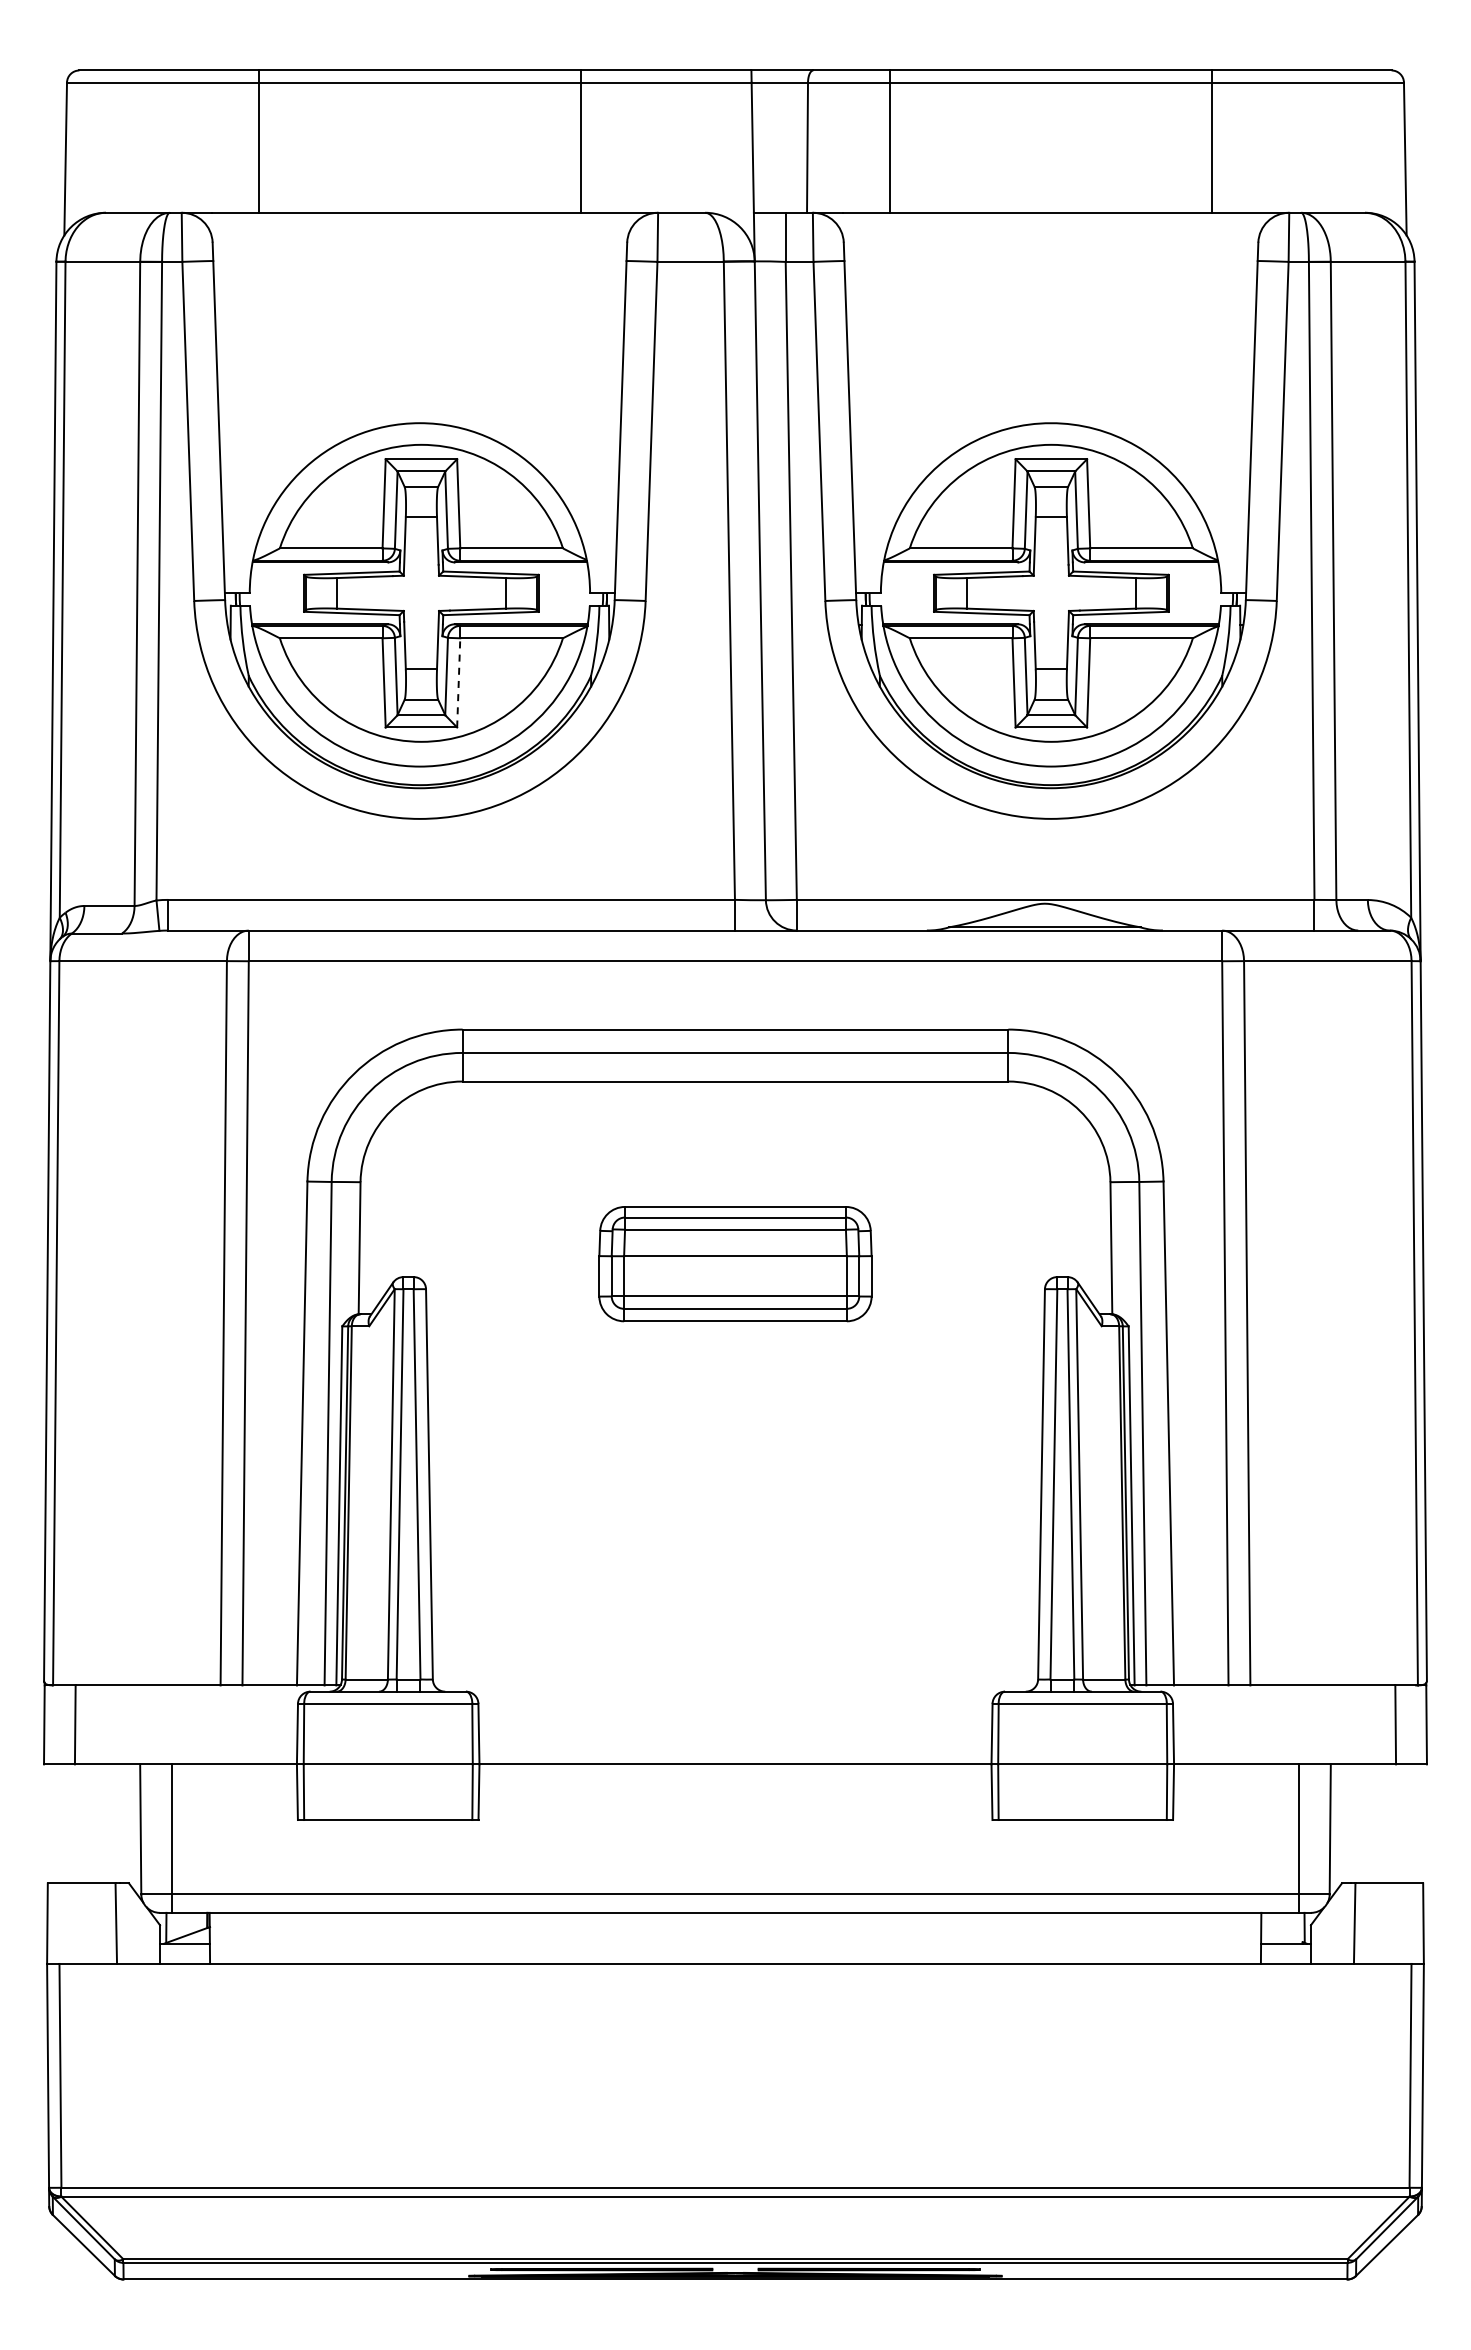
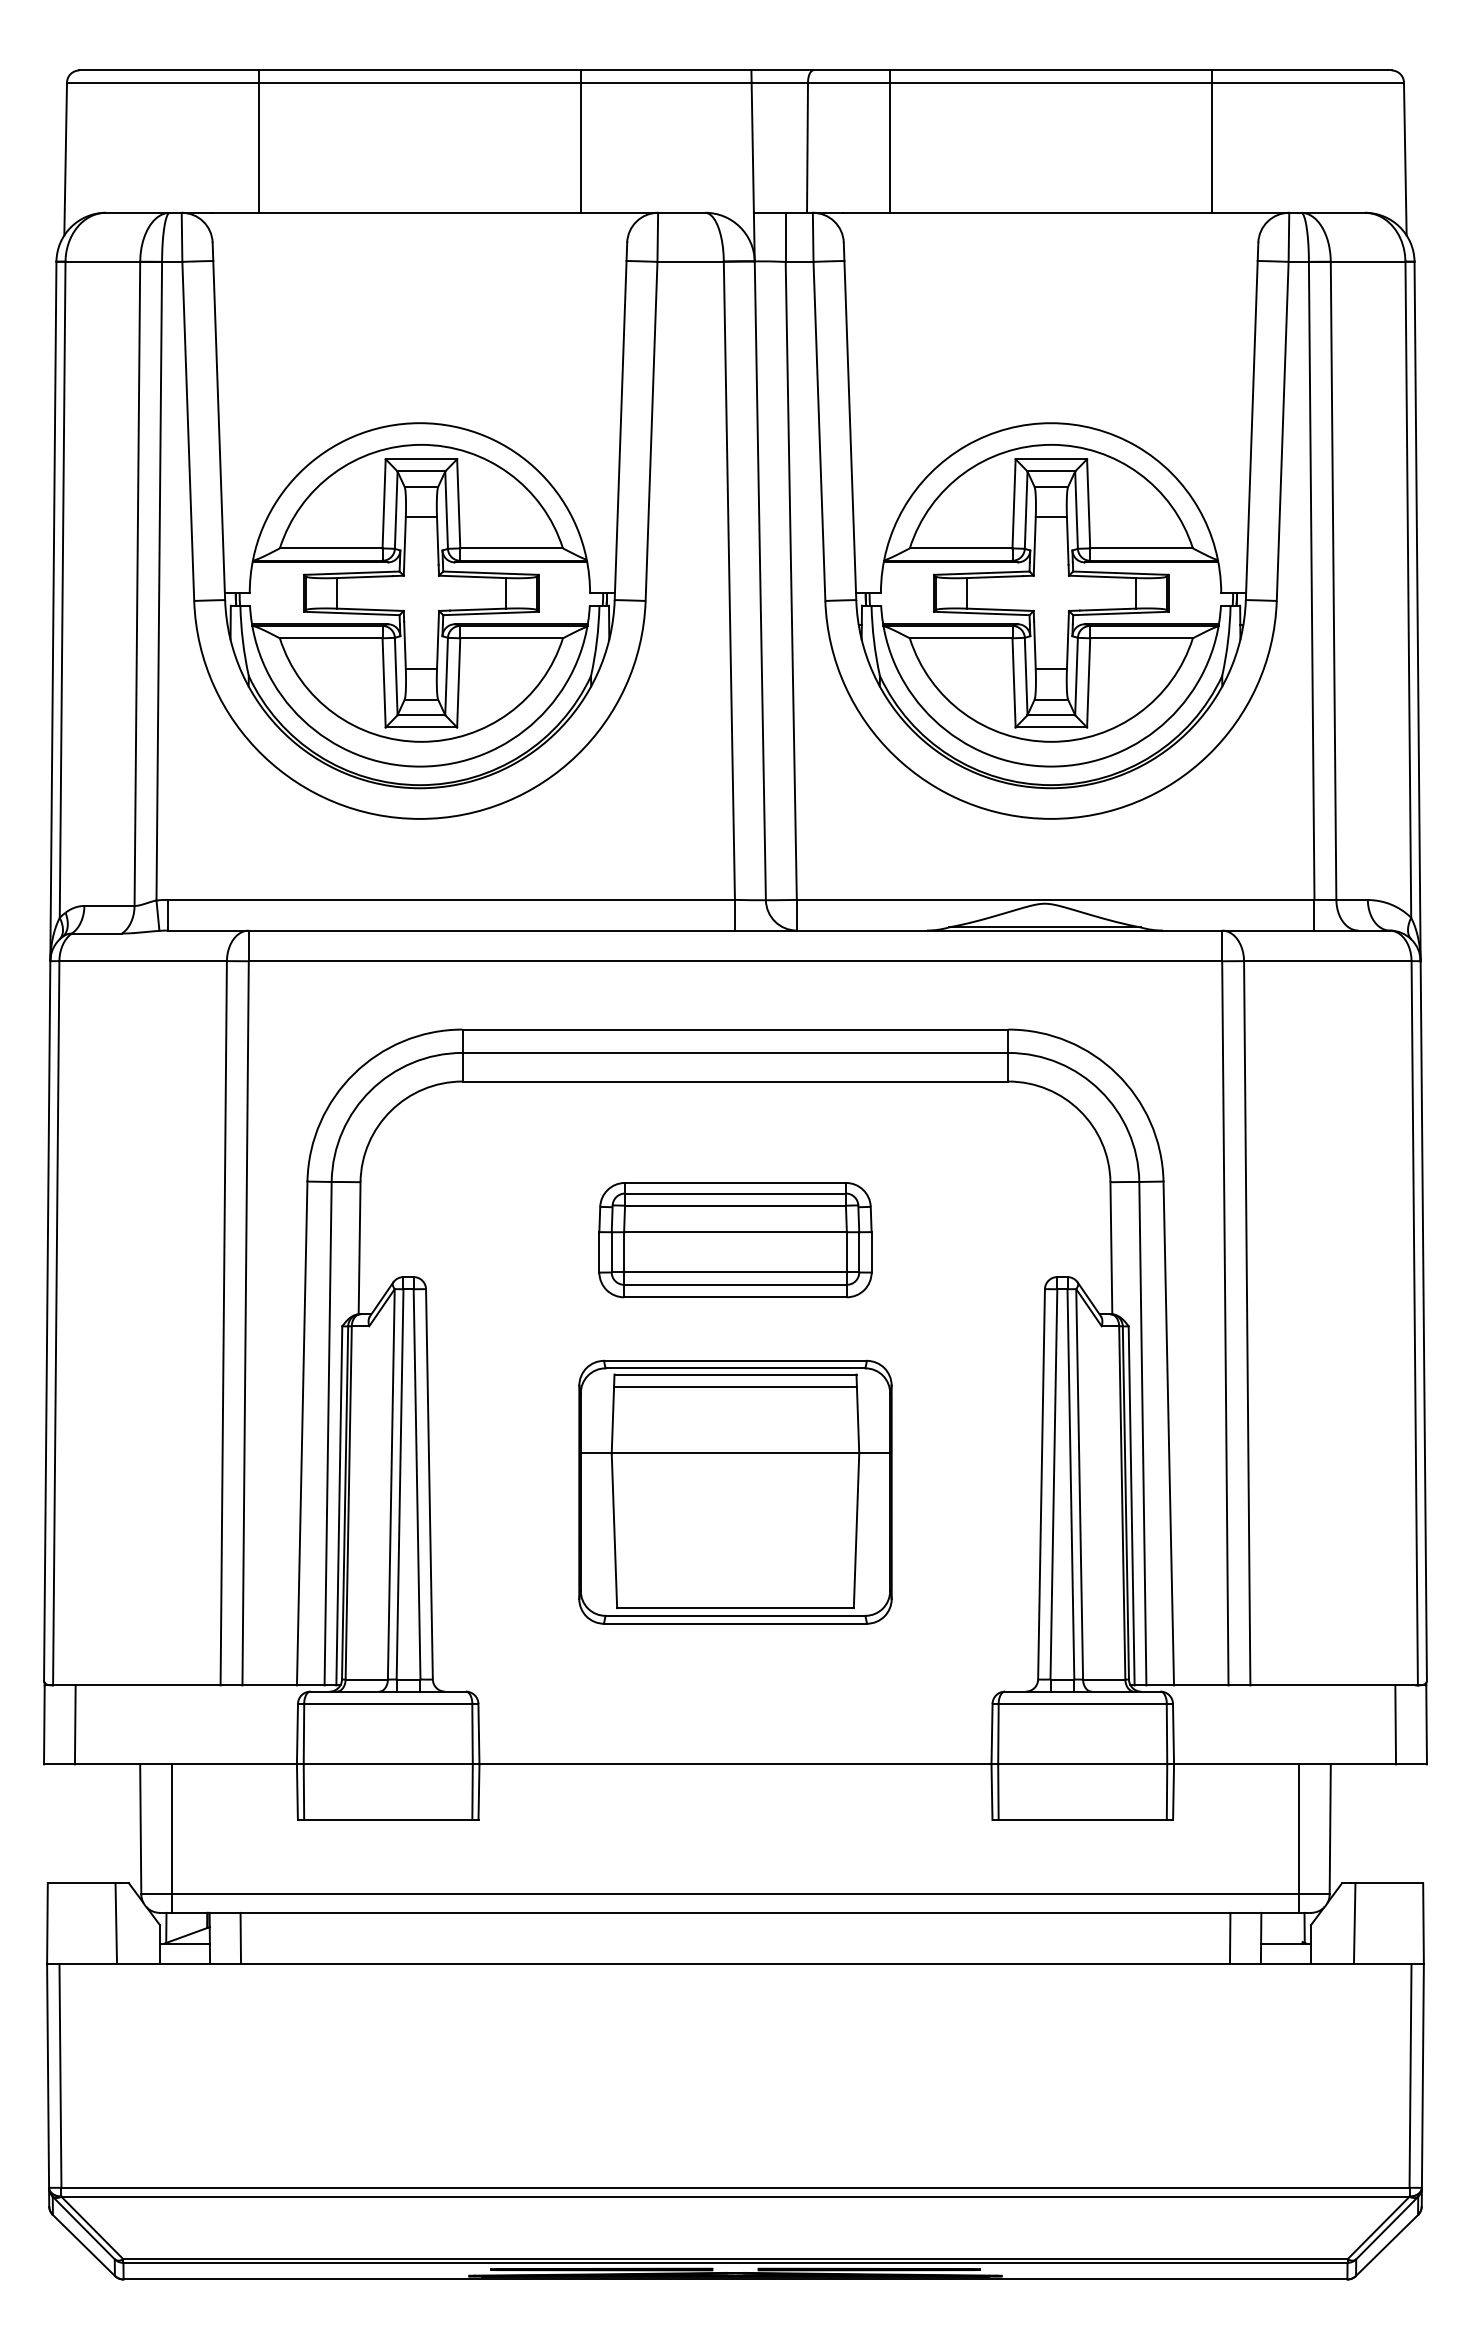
line: dashed -> solid (458, 682)
part position: (735, 1264) -> (735, 1240) (735, 1240)
part: none -> present (735, 1491)
line: none -> present (240, 1937)
line: none -> present (1229, 1937)
